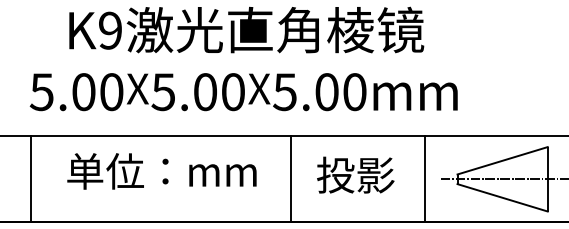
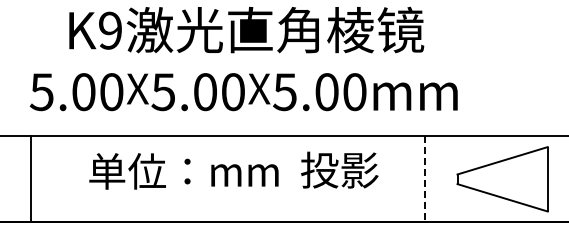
text position: (161, 171) -> (183, 171) (183, 171)
text position: (355, 174) -> (339, 169) (339, 169)
line: present -> none (290, 179)
line: solid -> dashed (425, 179)
line: present -> none (502, 179)
